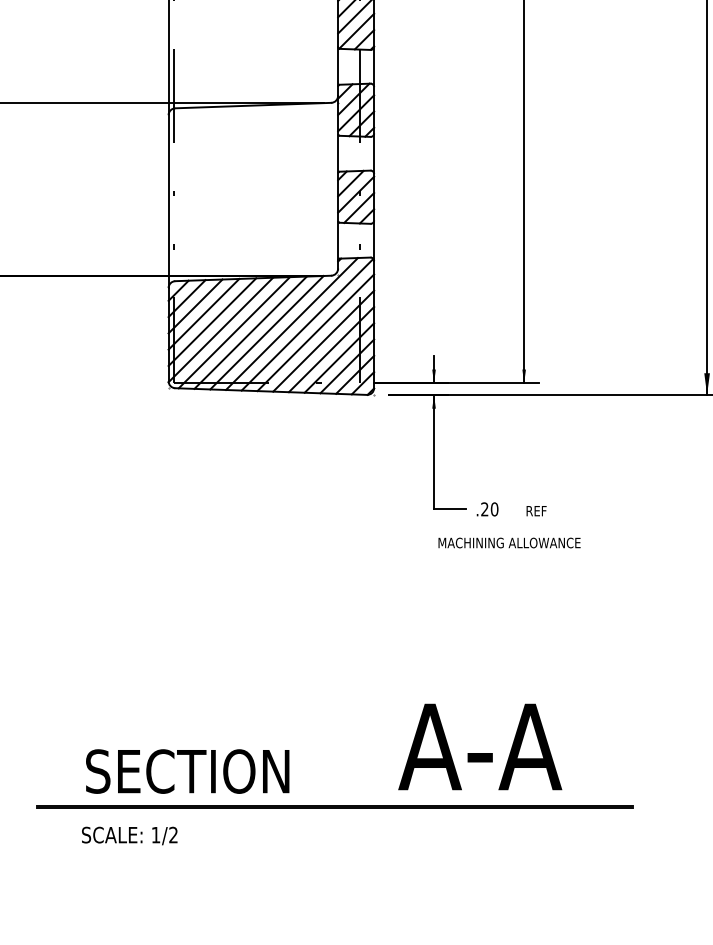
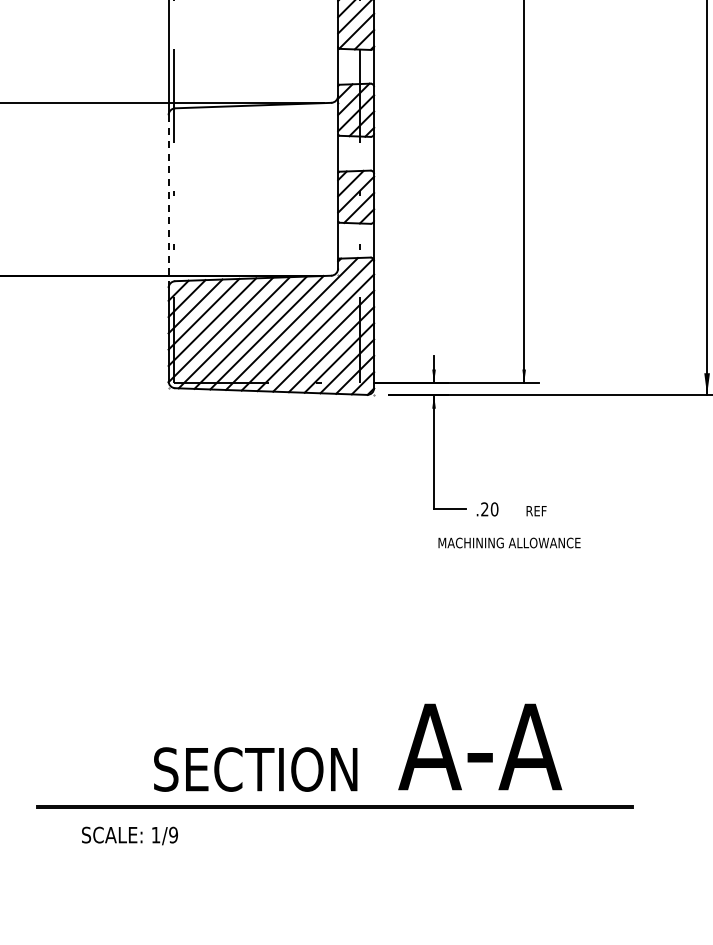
line: solid -> dashed (168, 200)
text position: (187, 771) -> (255, 769) (255, 769)
text: 1/2 -> 1/9 (173, 835)
